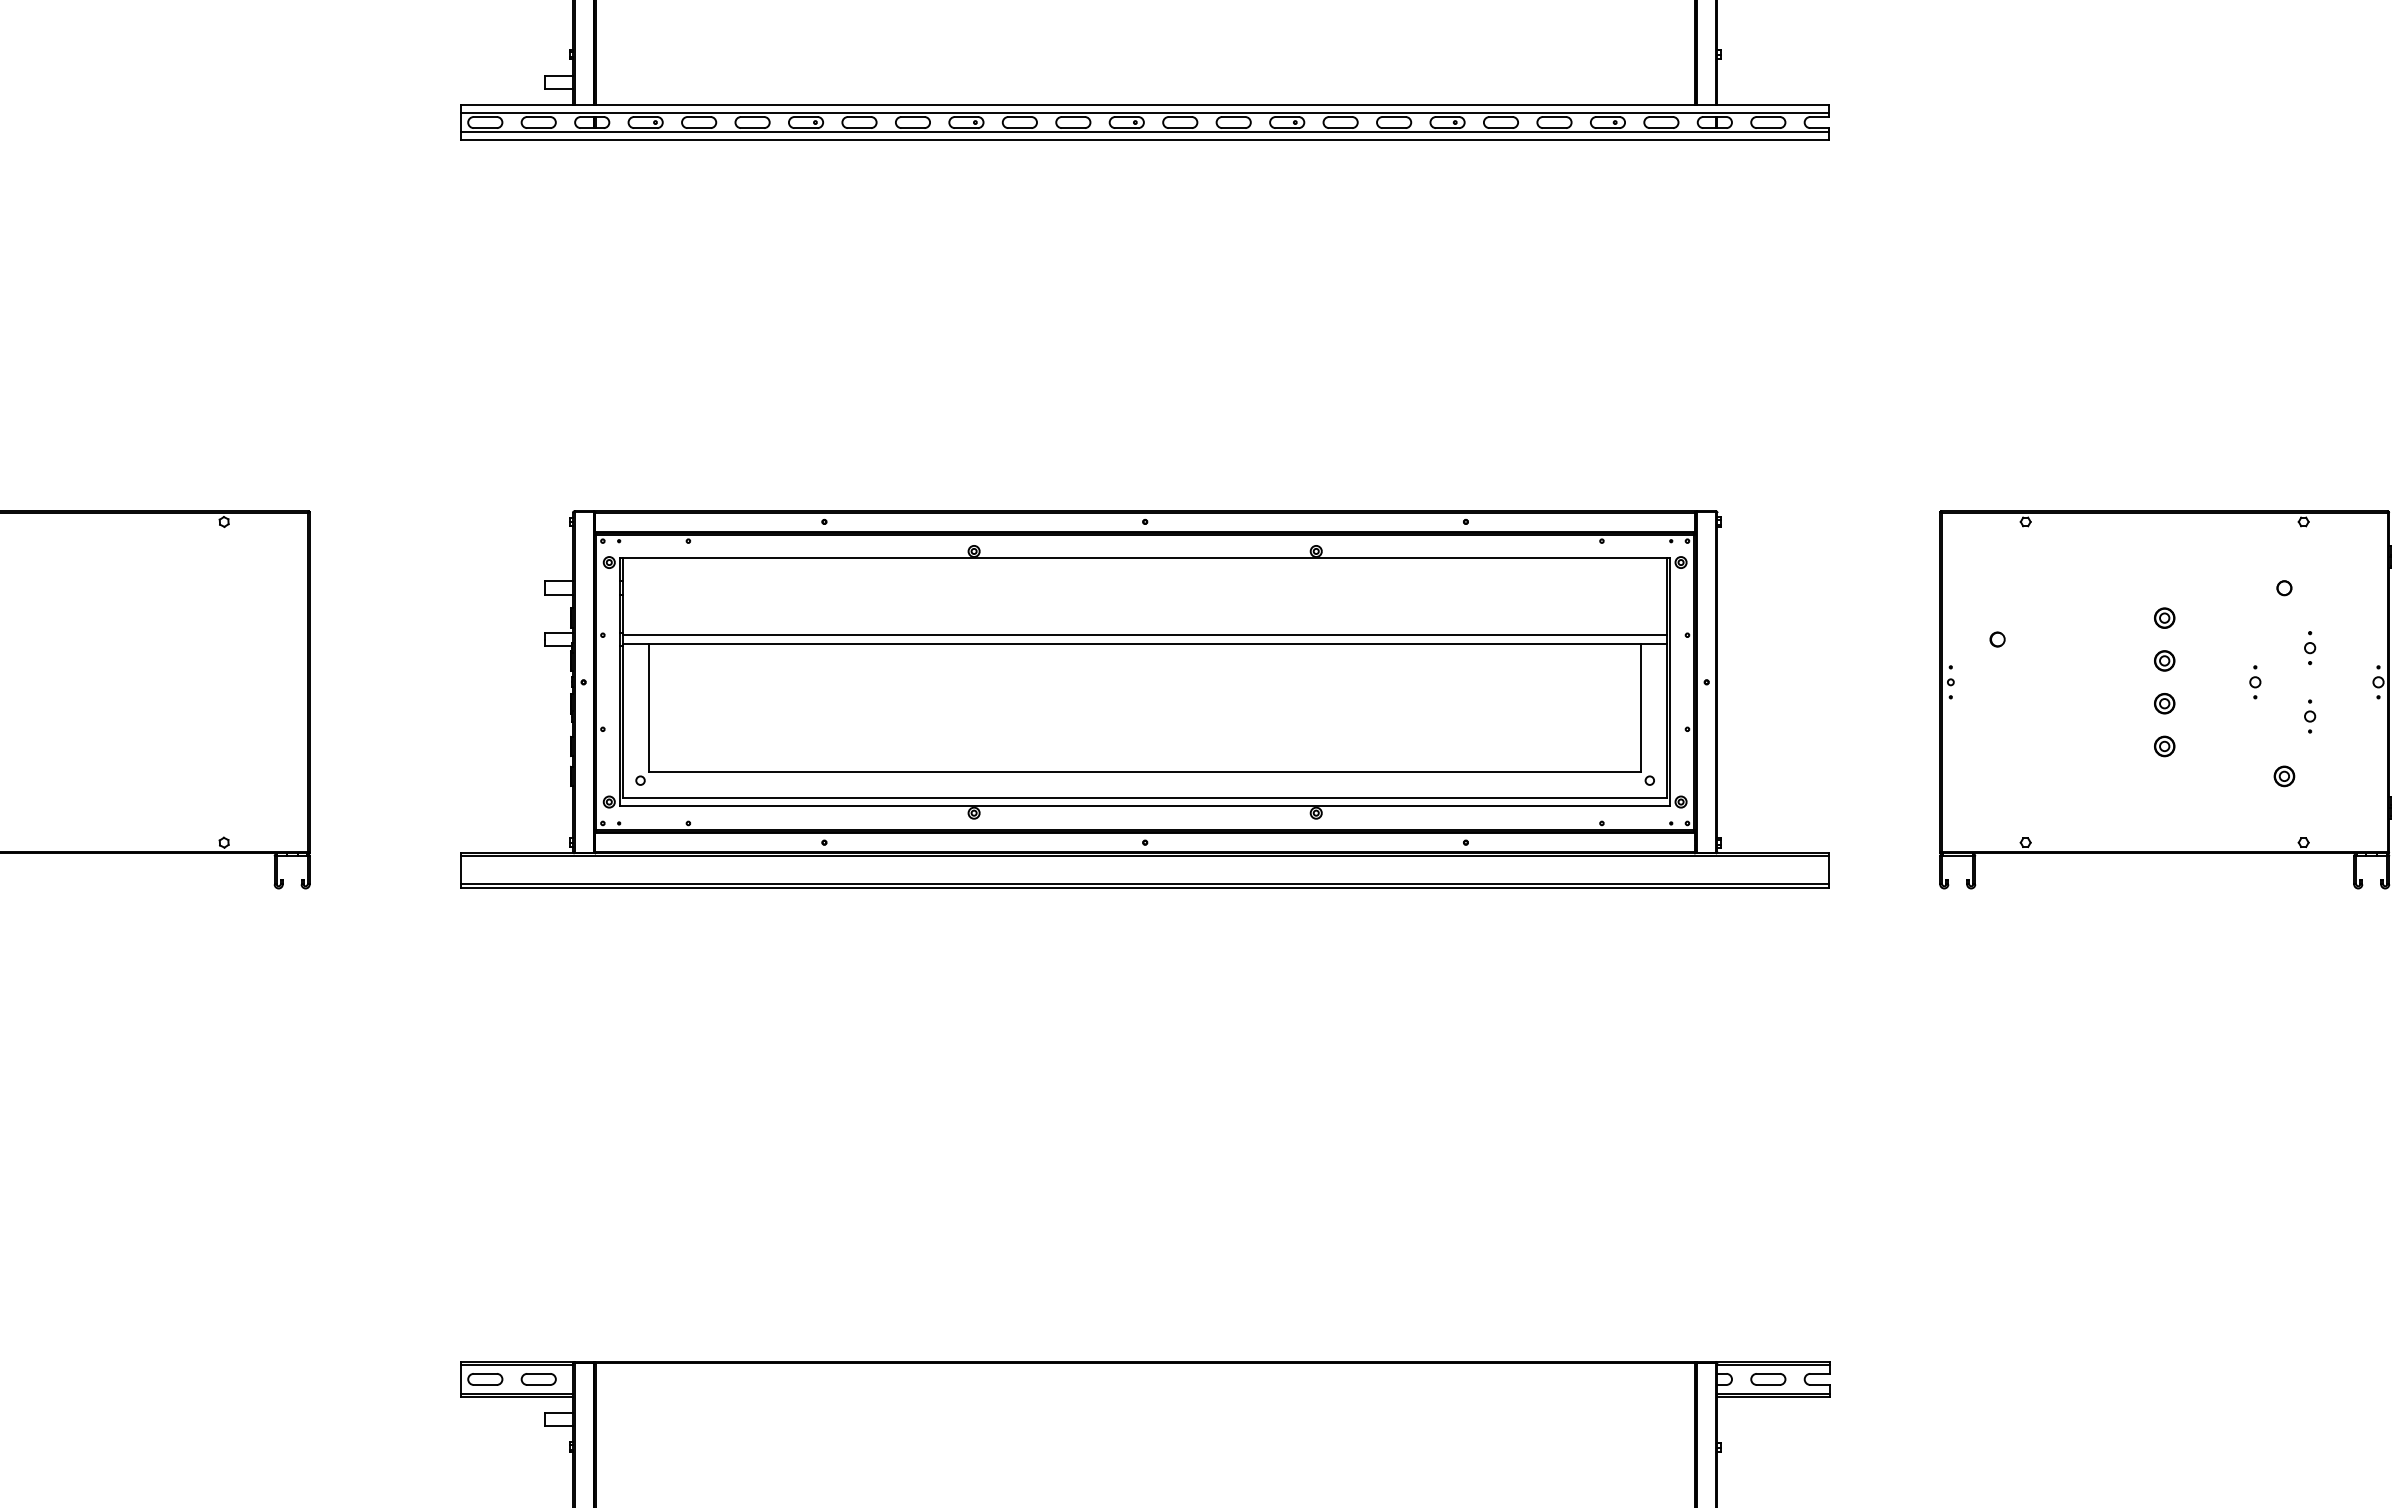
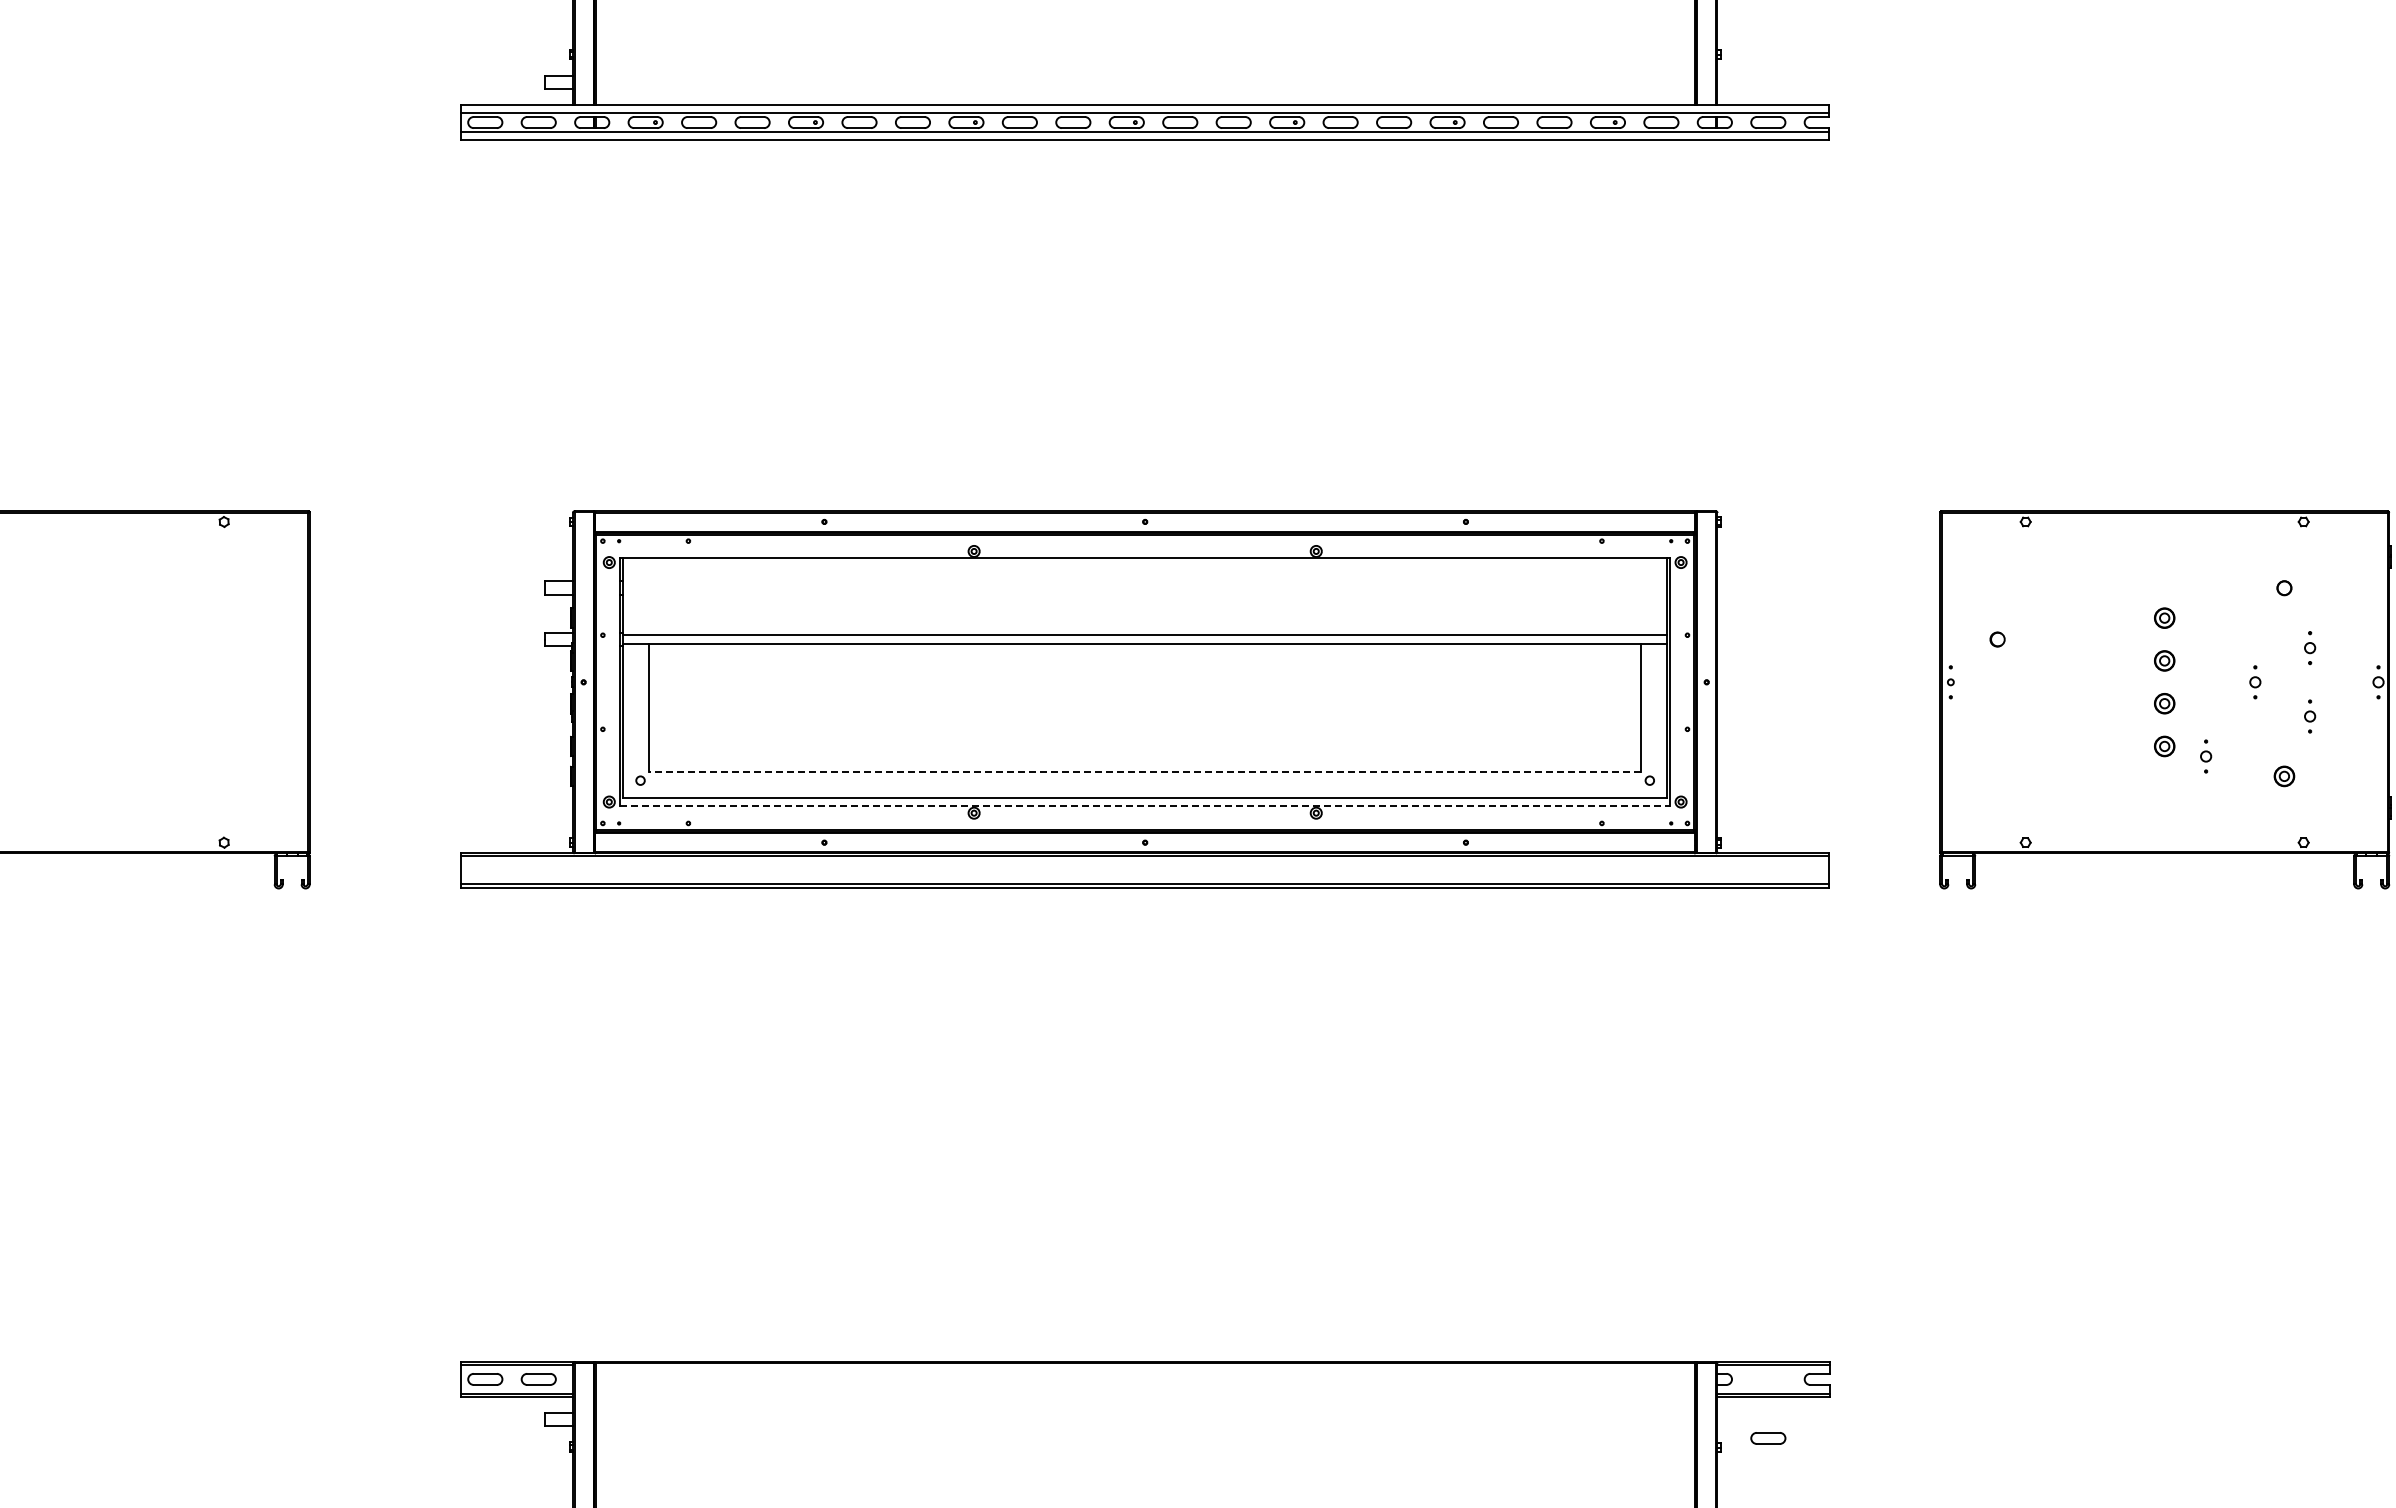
part: none -> present (2206, 756)
line: solid -> dashed (1144, 772)
line: solid -> dashed (1145, 806)
part position: (1768, 1379) -> (1768, 1438) (1768, 1438)
